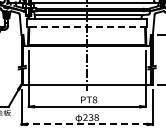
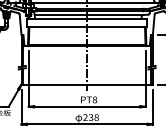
line: dashed -> solid (86, 27)
line: dashed -> solid (87, 124)
